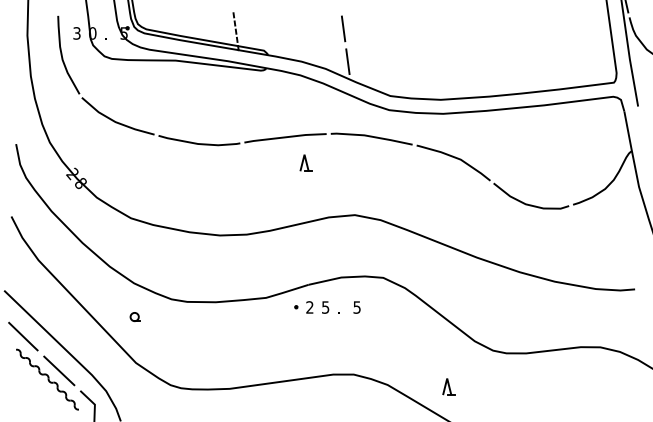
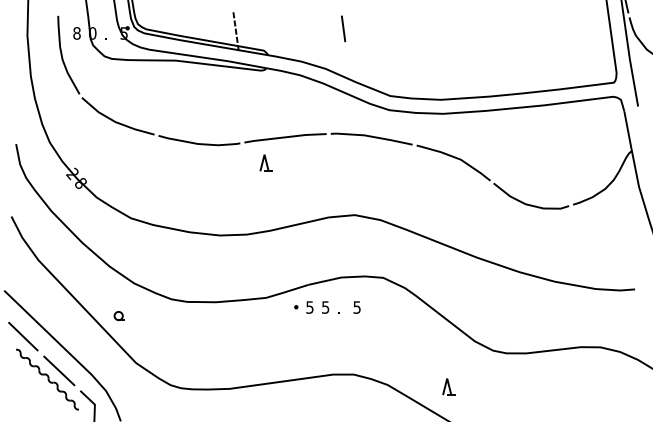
text: 3 -> 8 (76, 33)
line: present -> none (347, 61)
part position: (305, 162) -> (265, 162) (265, 162)
text: 2 -> 5 (309, 307)
part position: (134, 316) -> (118, 315) (118, 315)
